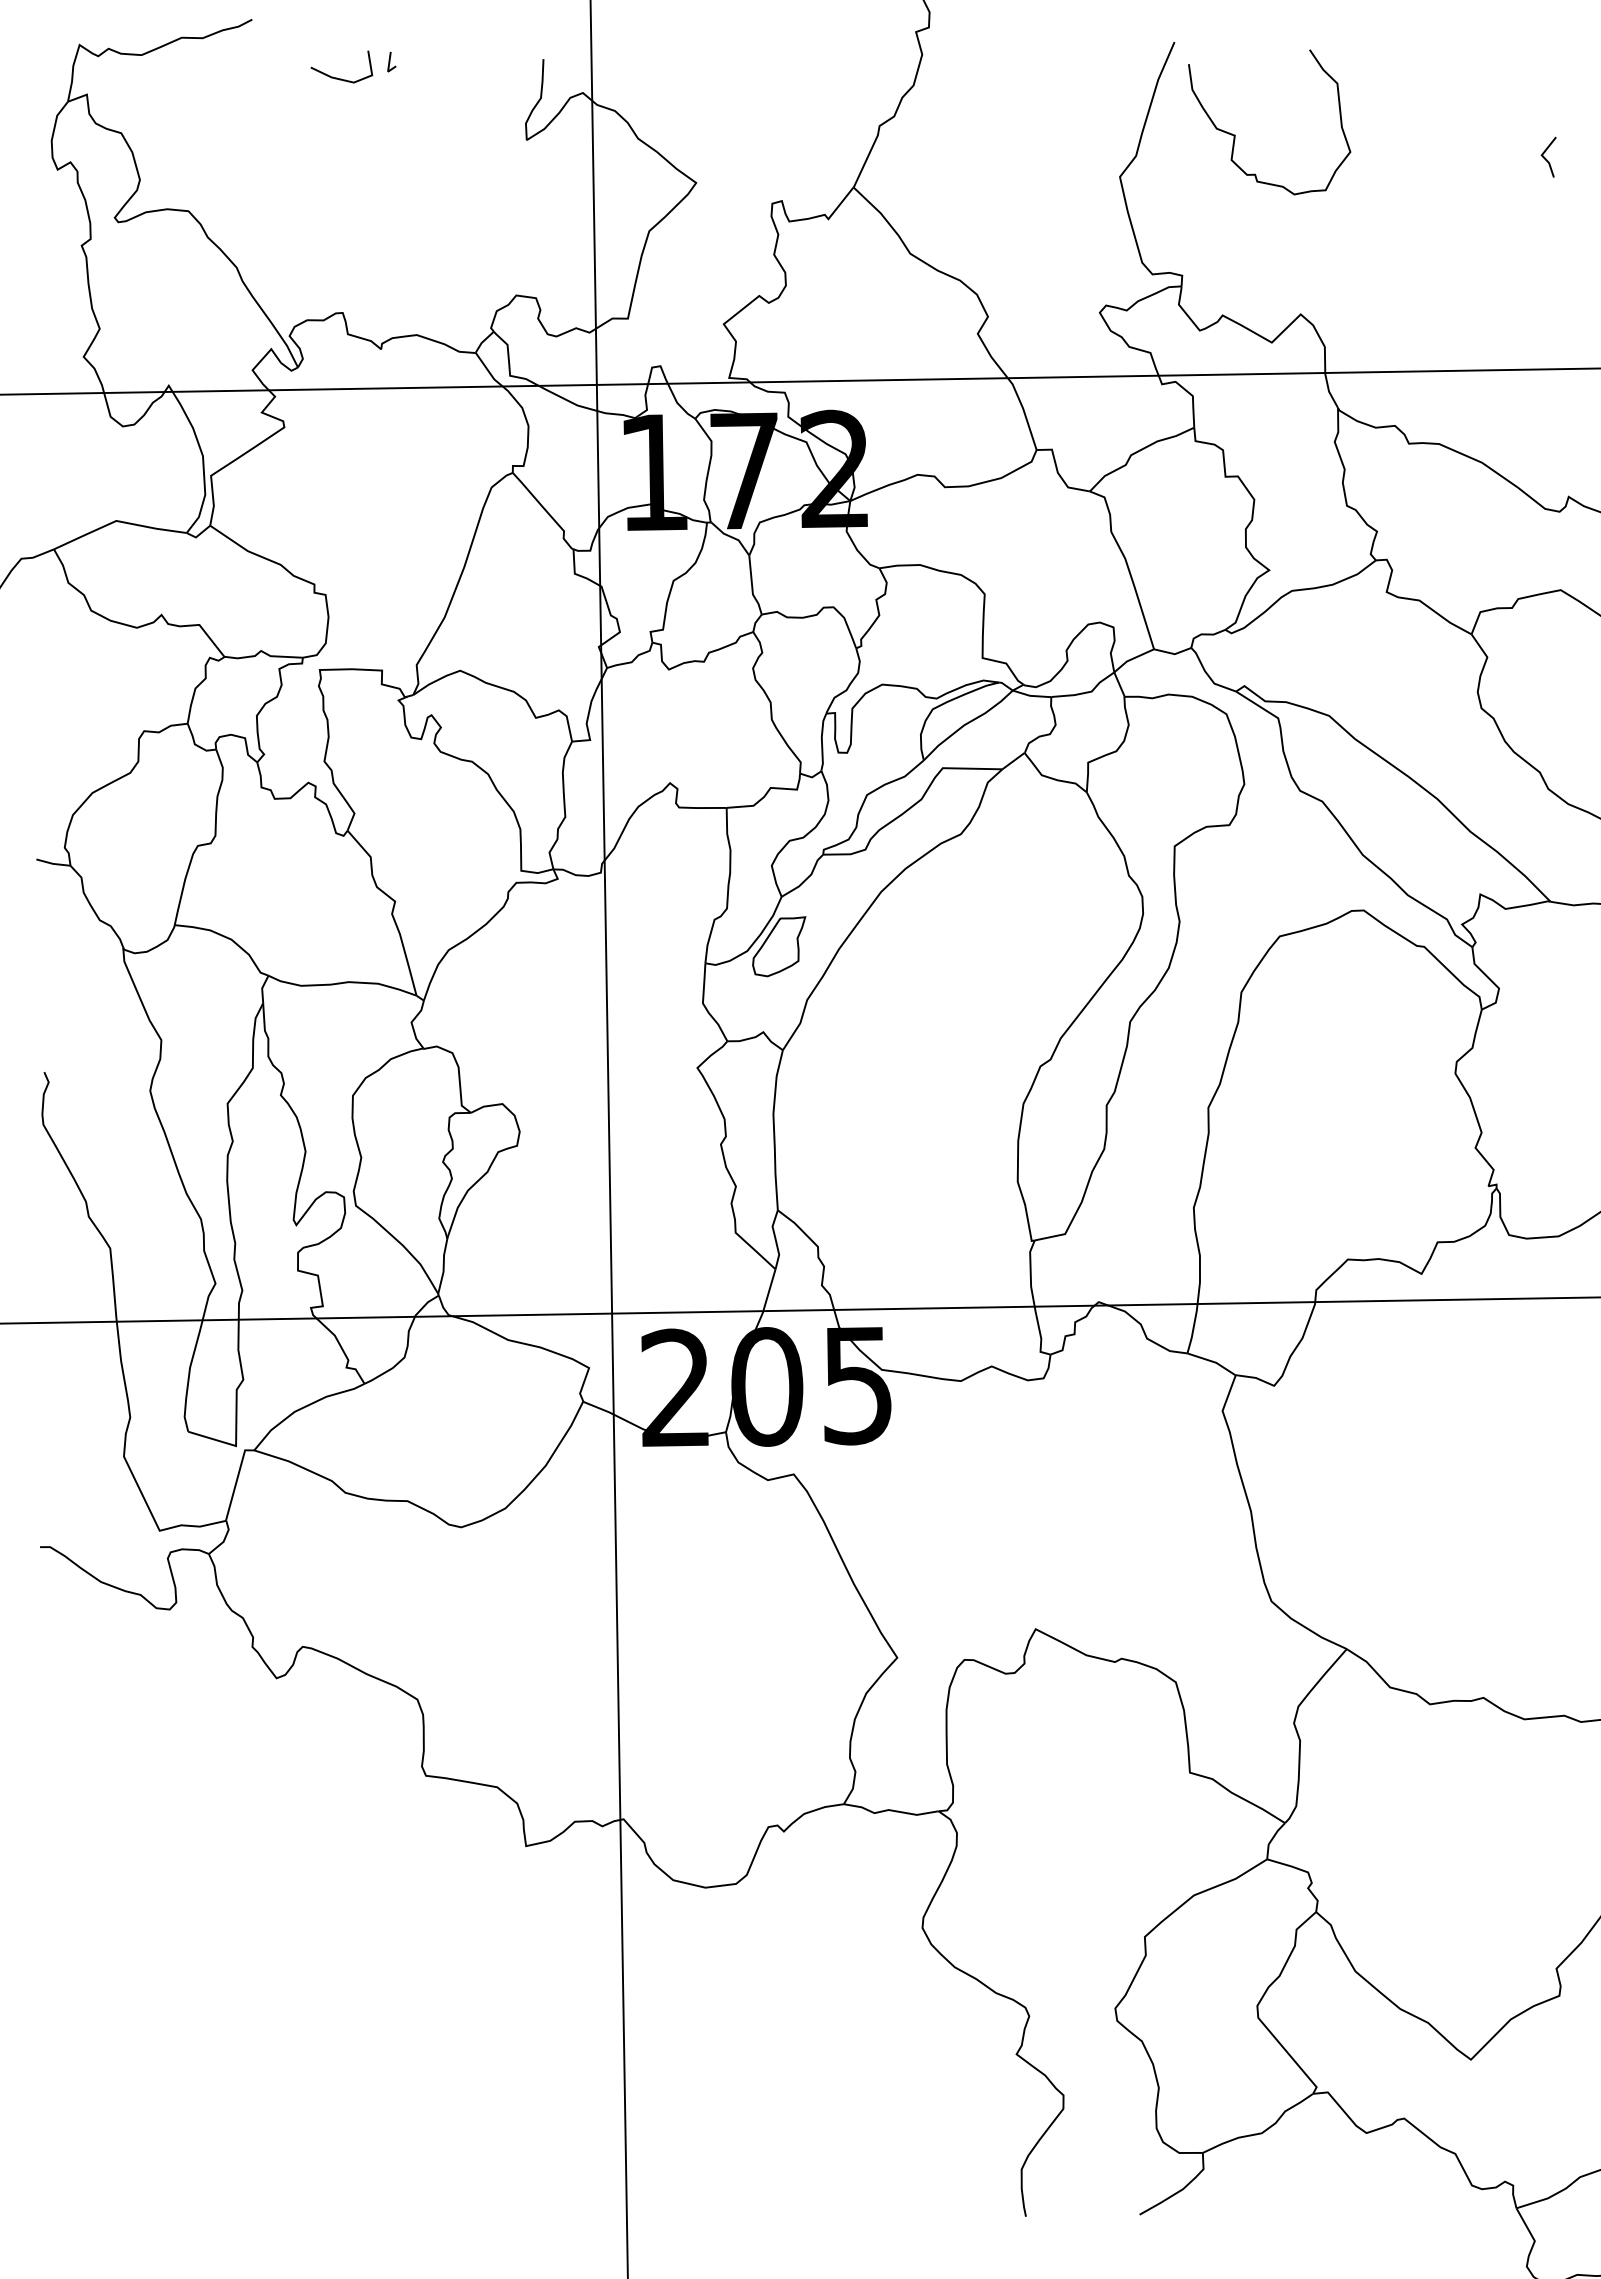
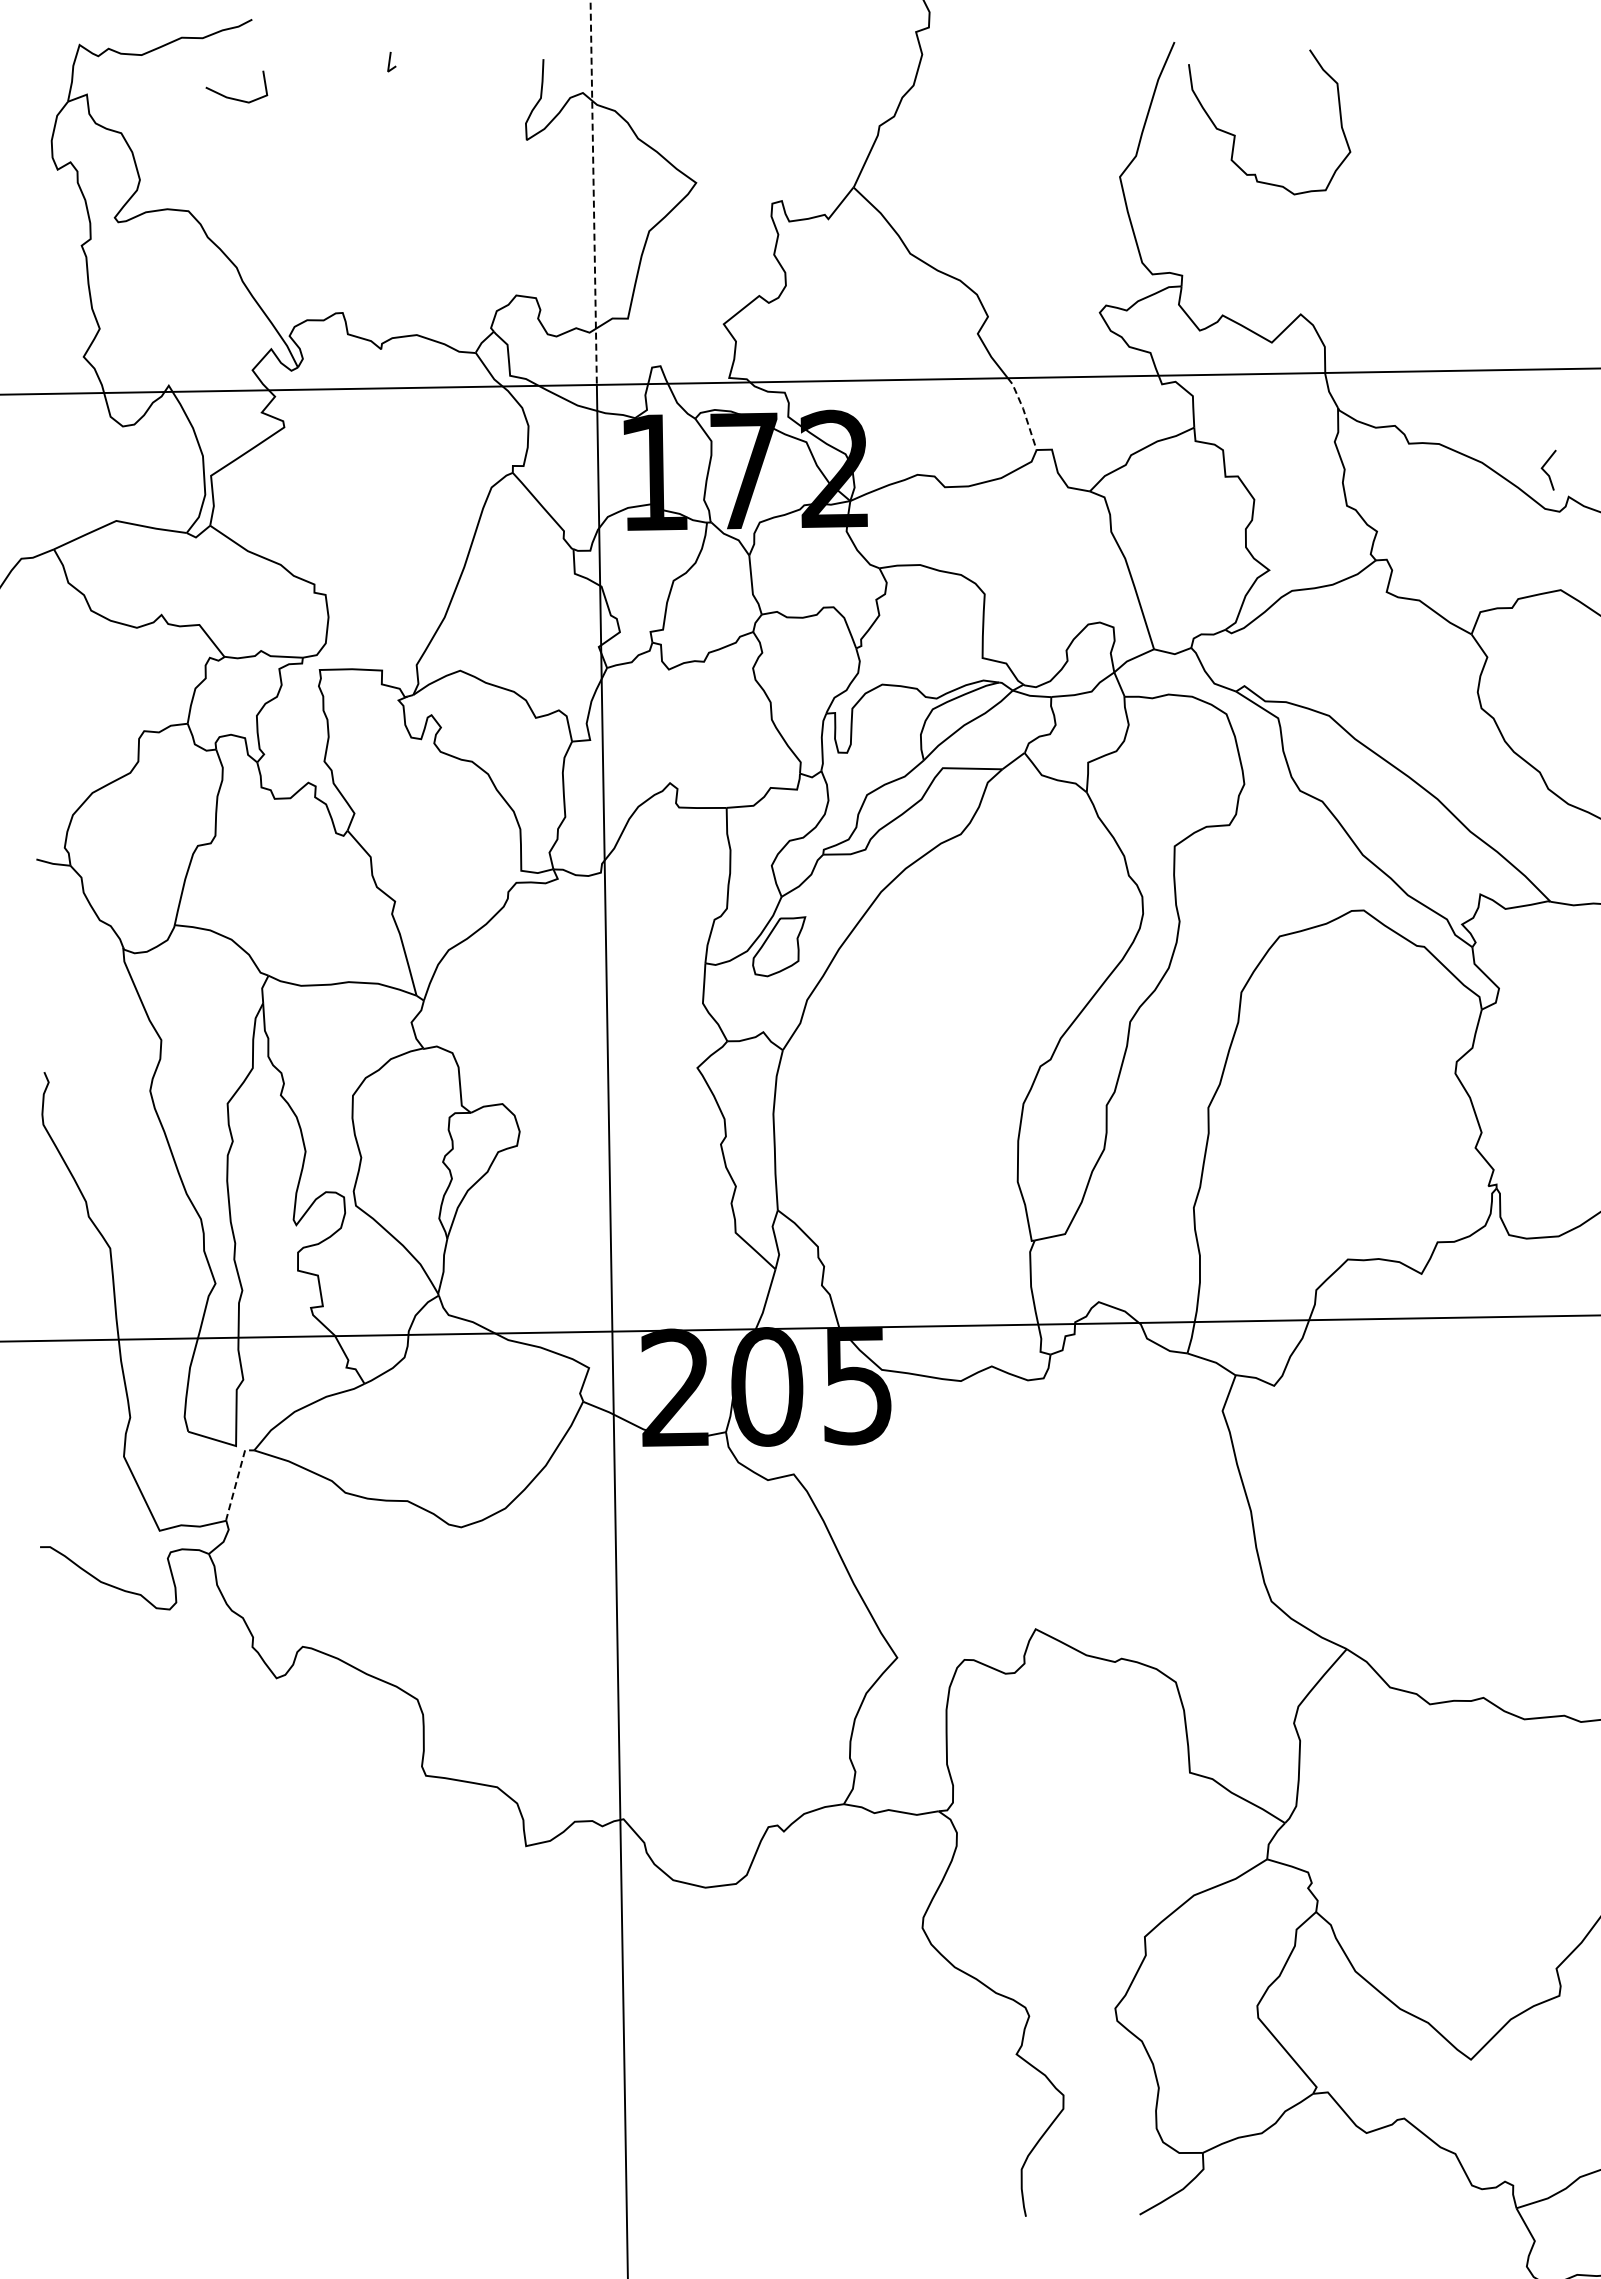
line position: (337, 77) -> (232, 97) (232, 97)
line position: (1546, 158) -> (1546, 471) (1546, 471)
line: solid -> dashed (593, 193)
line: solid -> dashed (1024, 412)
line position: (799, 1310) -> (799, 1328) (799, 1328)
line: solid -> dashed (236, 1480)
